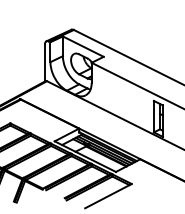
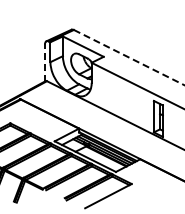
line: solid -> dashed (129, 57)
line: solid -> dashed (44, 62)
